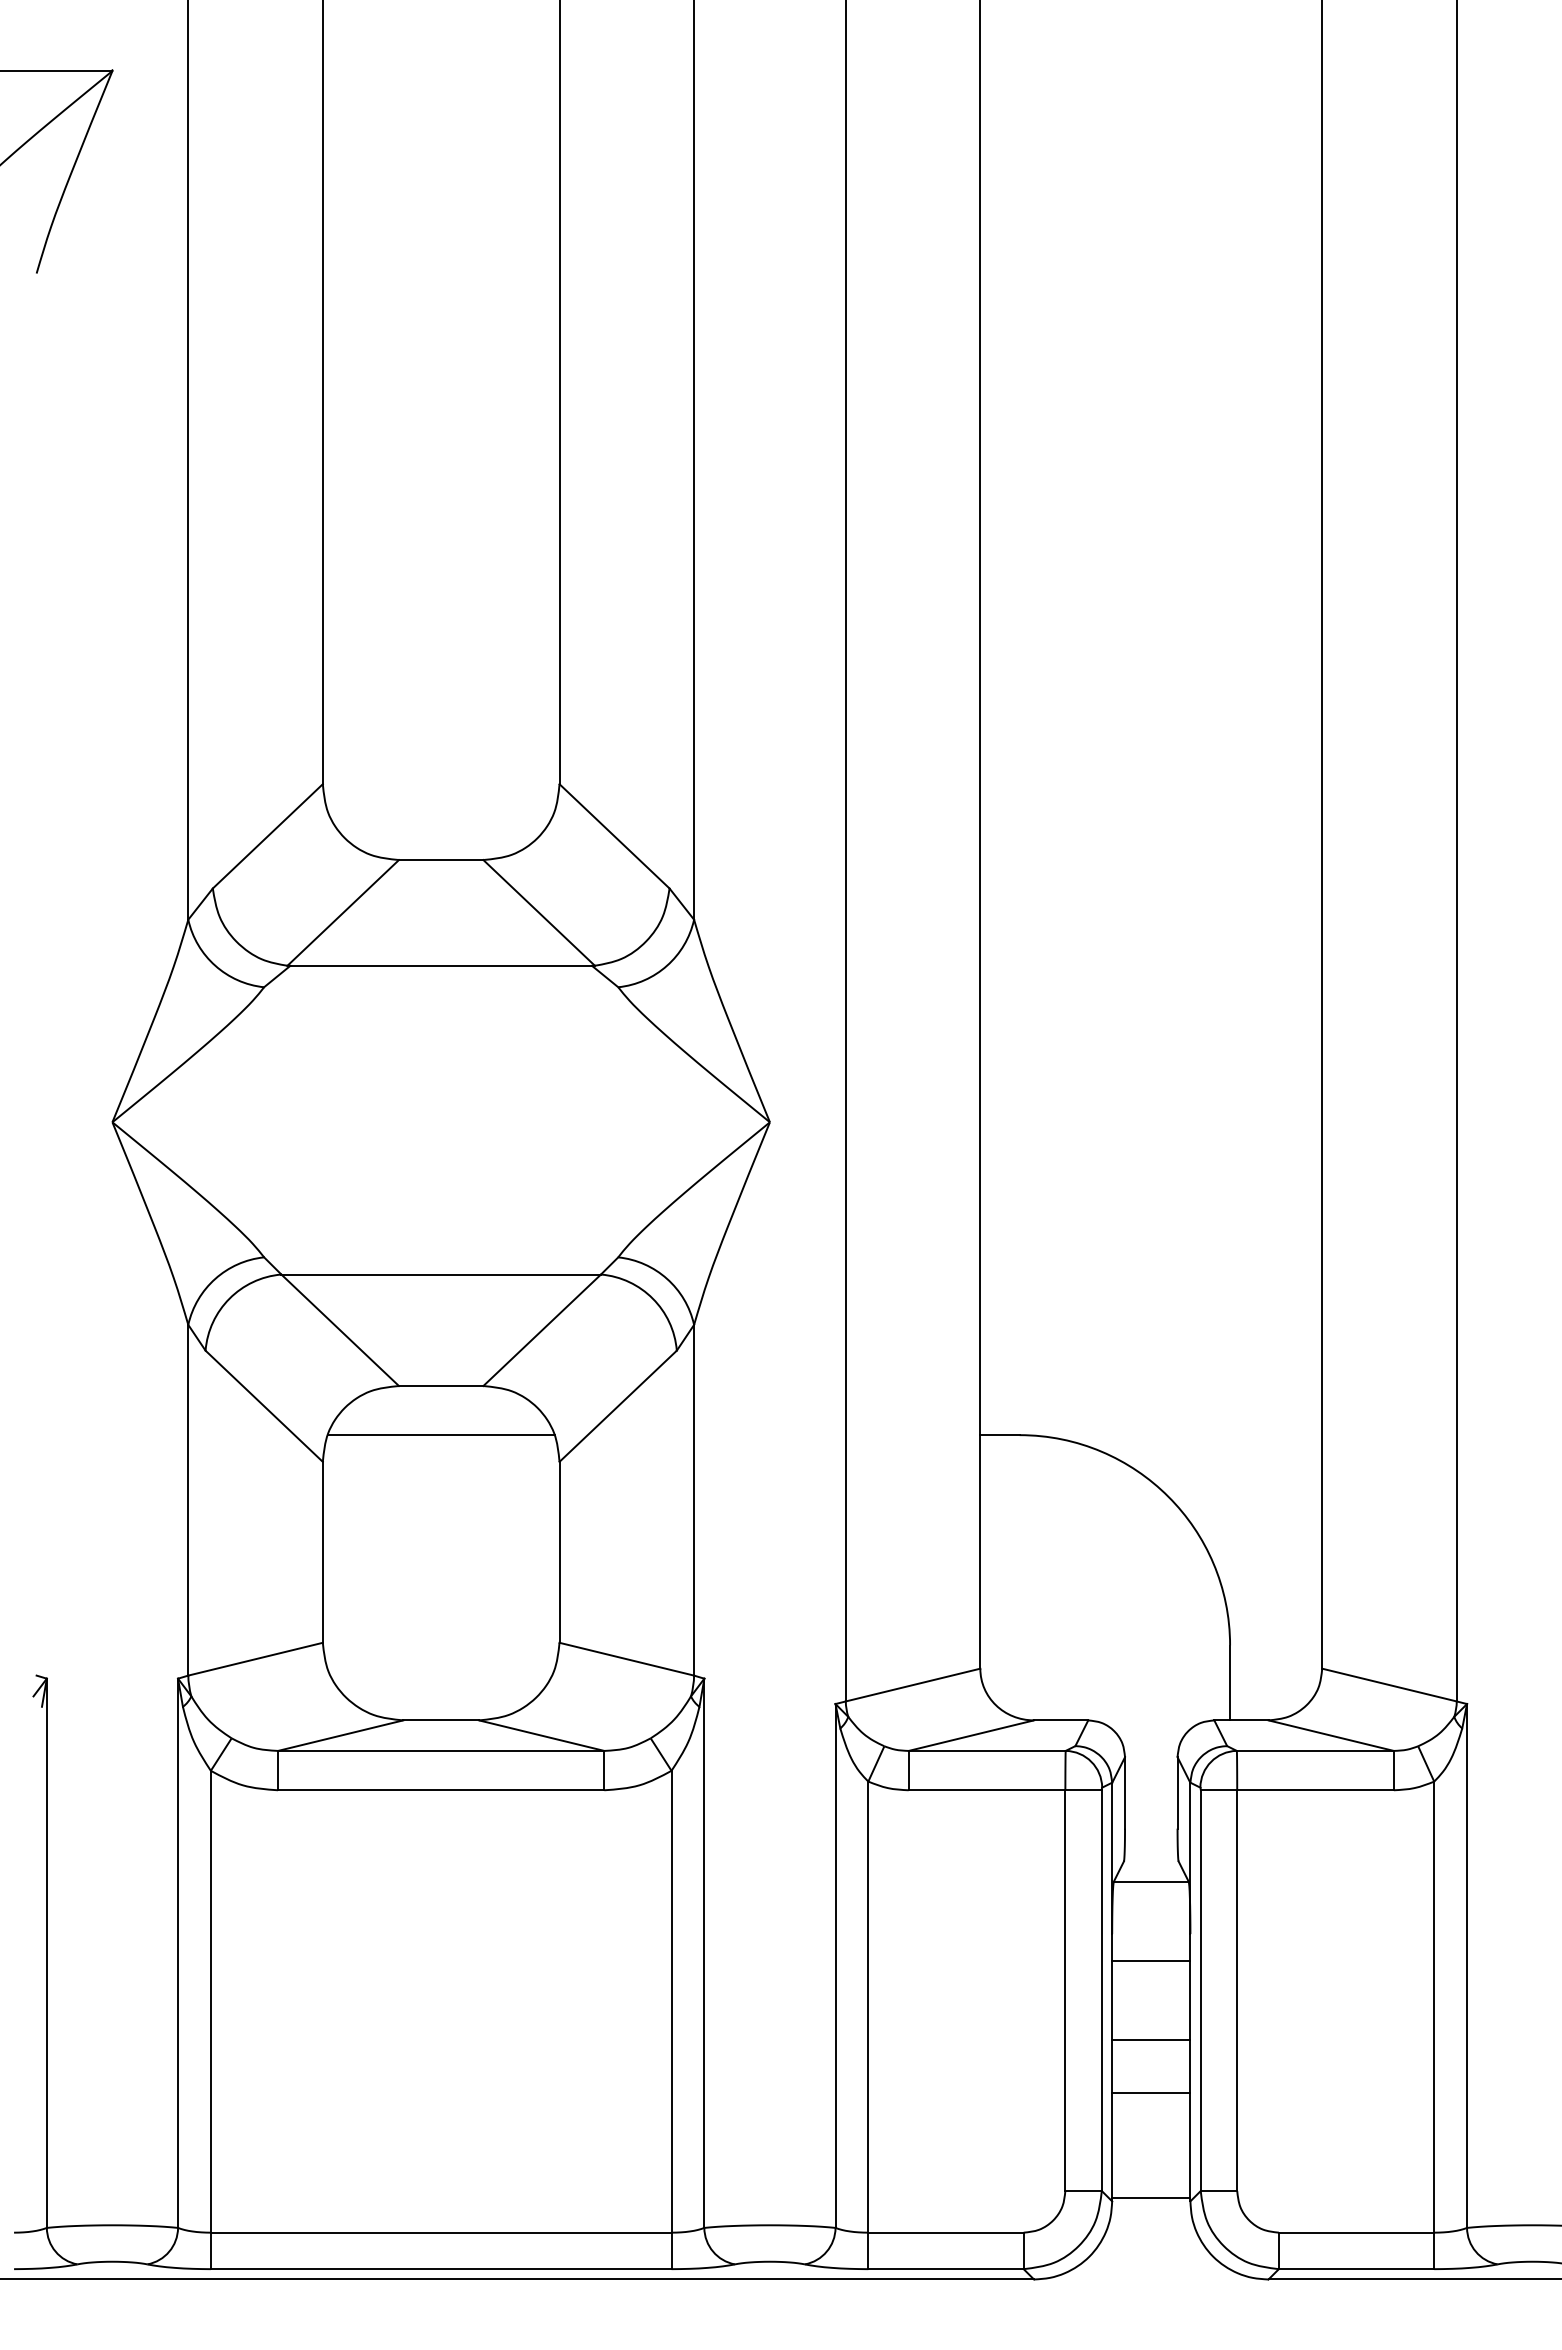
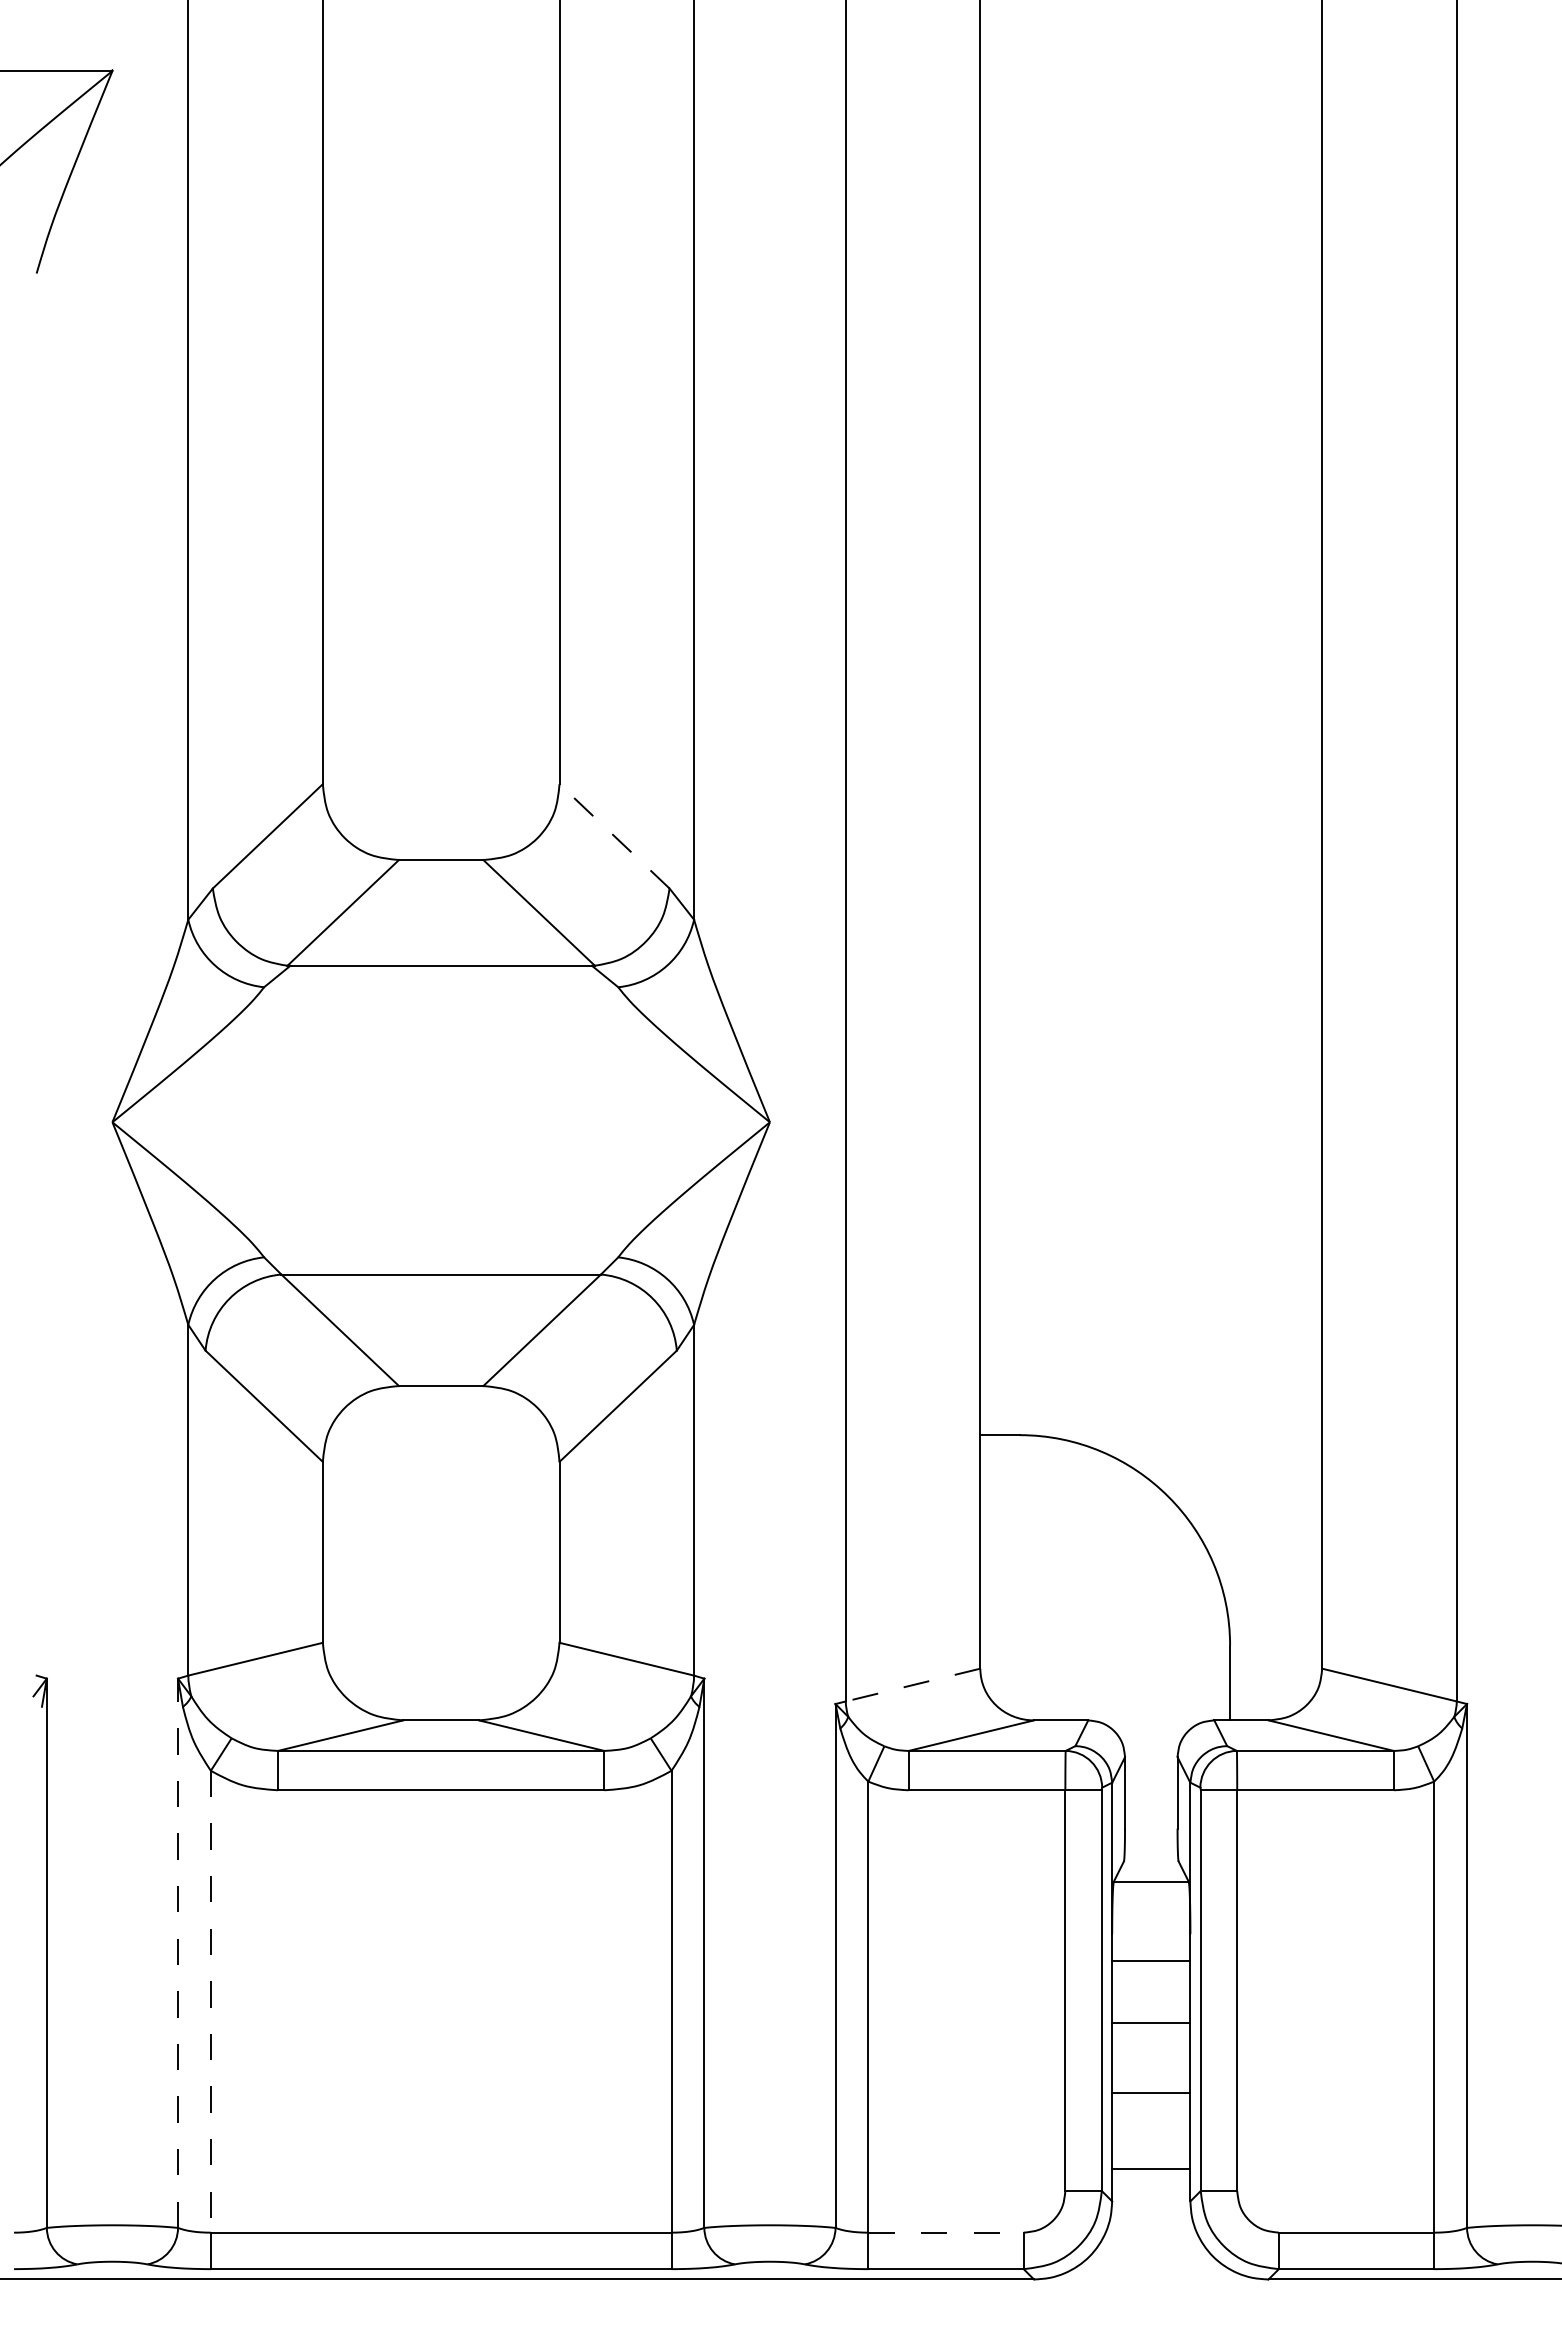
line: solid -> dashed (614, 836)
line: present -> none (440, 1435)
line: solid -> dashed (912, 1685)
line: solid -> dashed (178, 1953)
line: solid -> dashed (210, 2001)
line position: (1151, 2040) -> (1151, 2023) (1151, 2023)
line position: (1151, 2197) -> (1151, 2168) (1151, 2168)
line: solid -> dashed (946, 2232)
